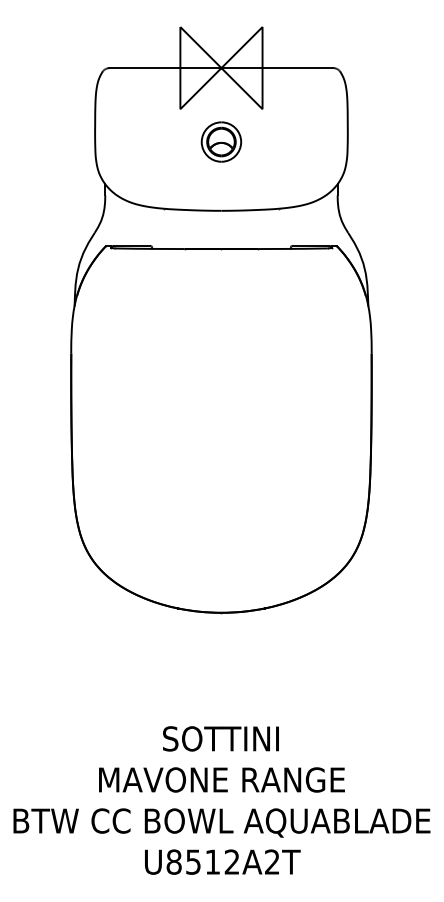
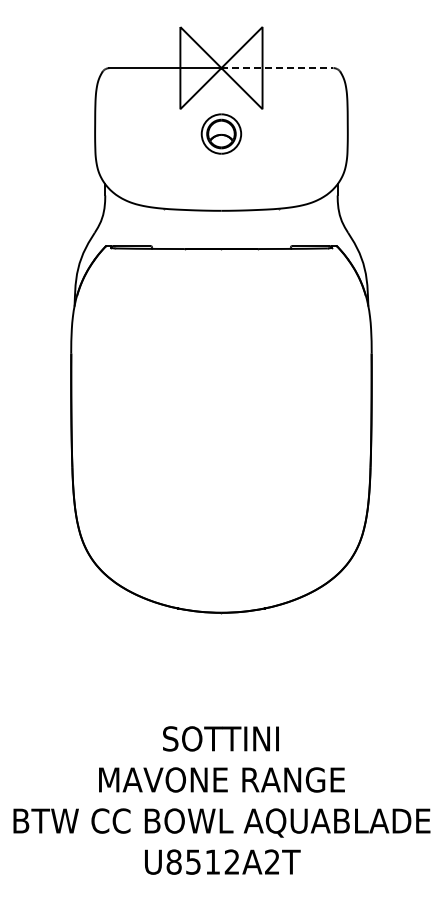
line: solid -> dashed (277, 68)
part position: (221, 141) -> (221, 133) (221, 133)
